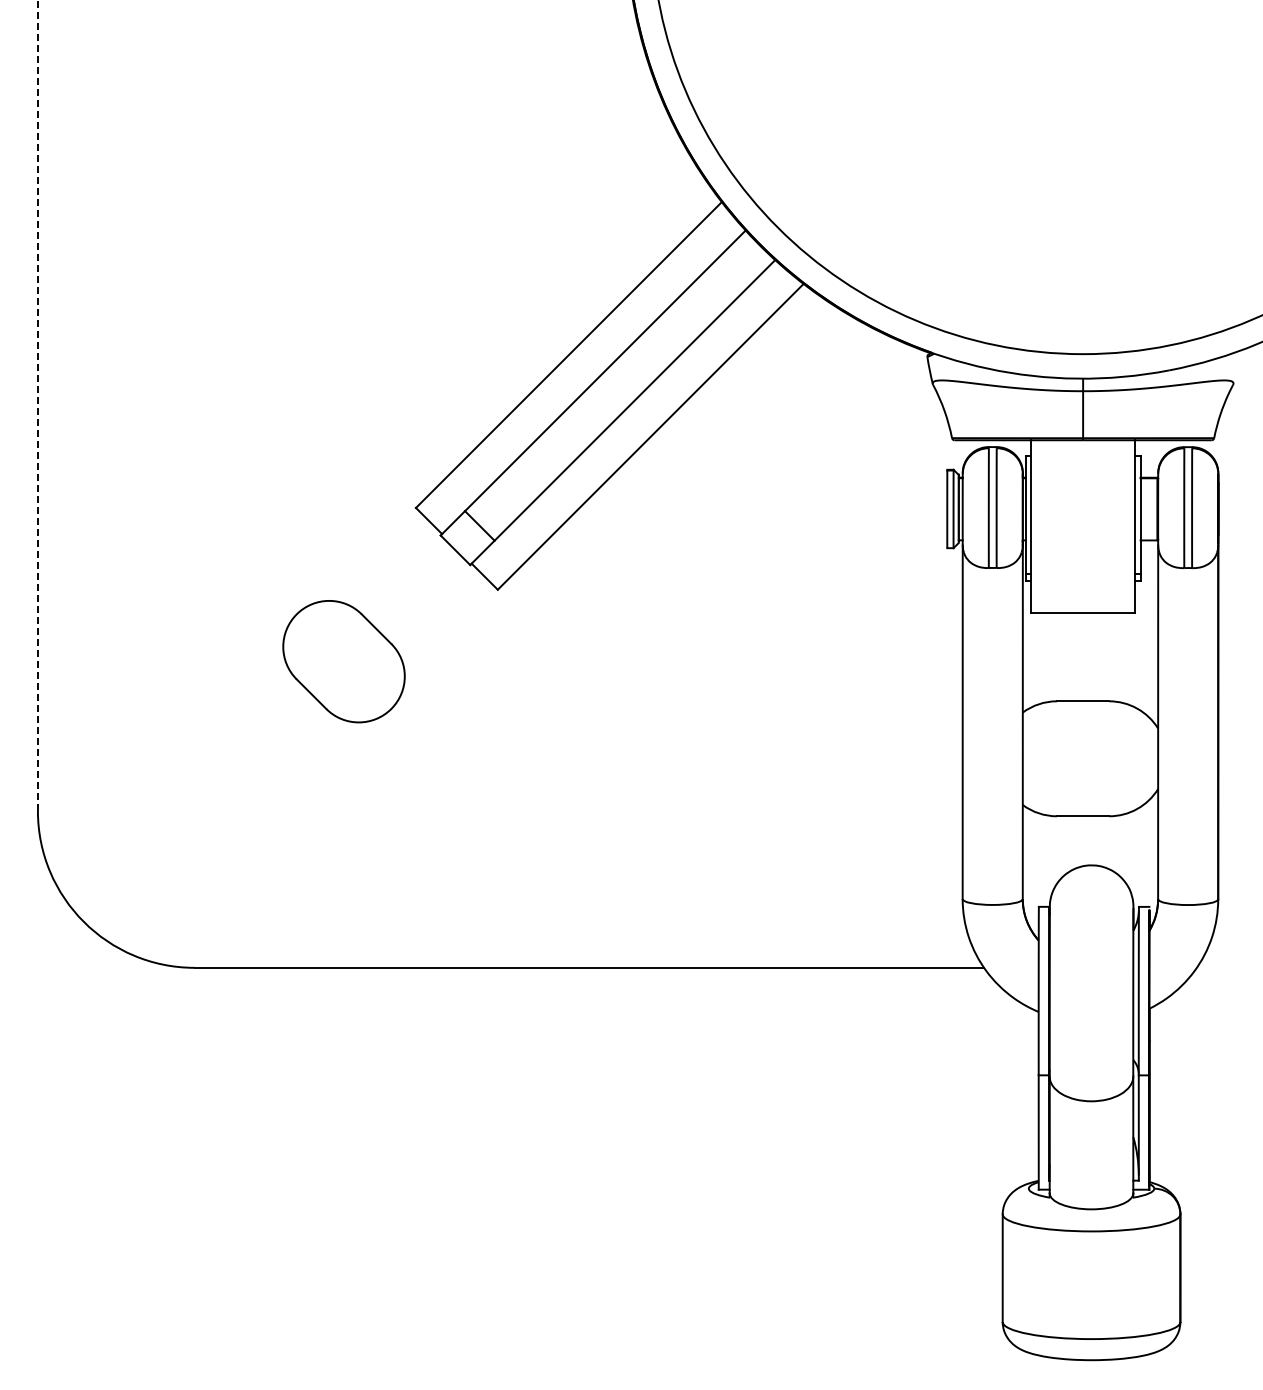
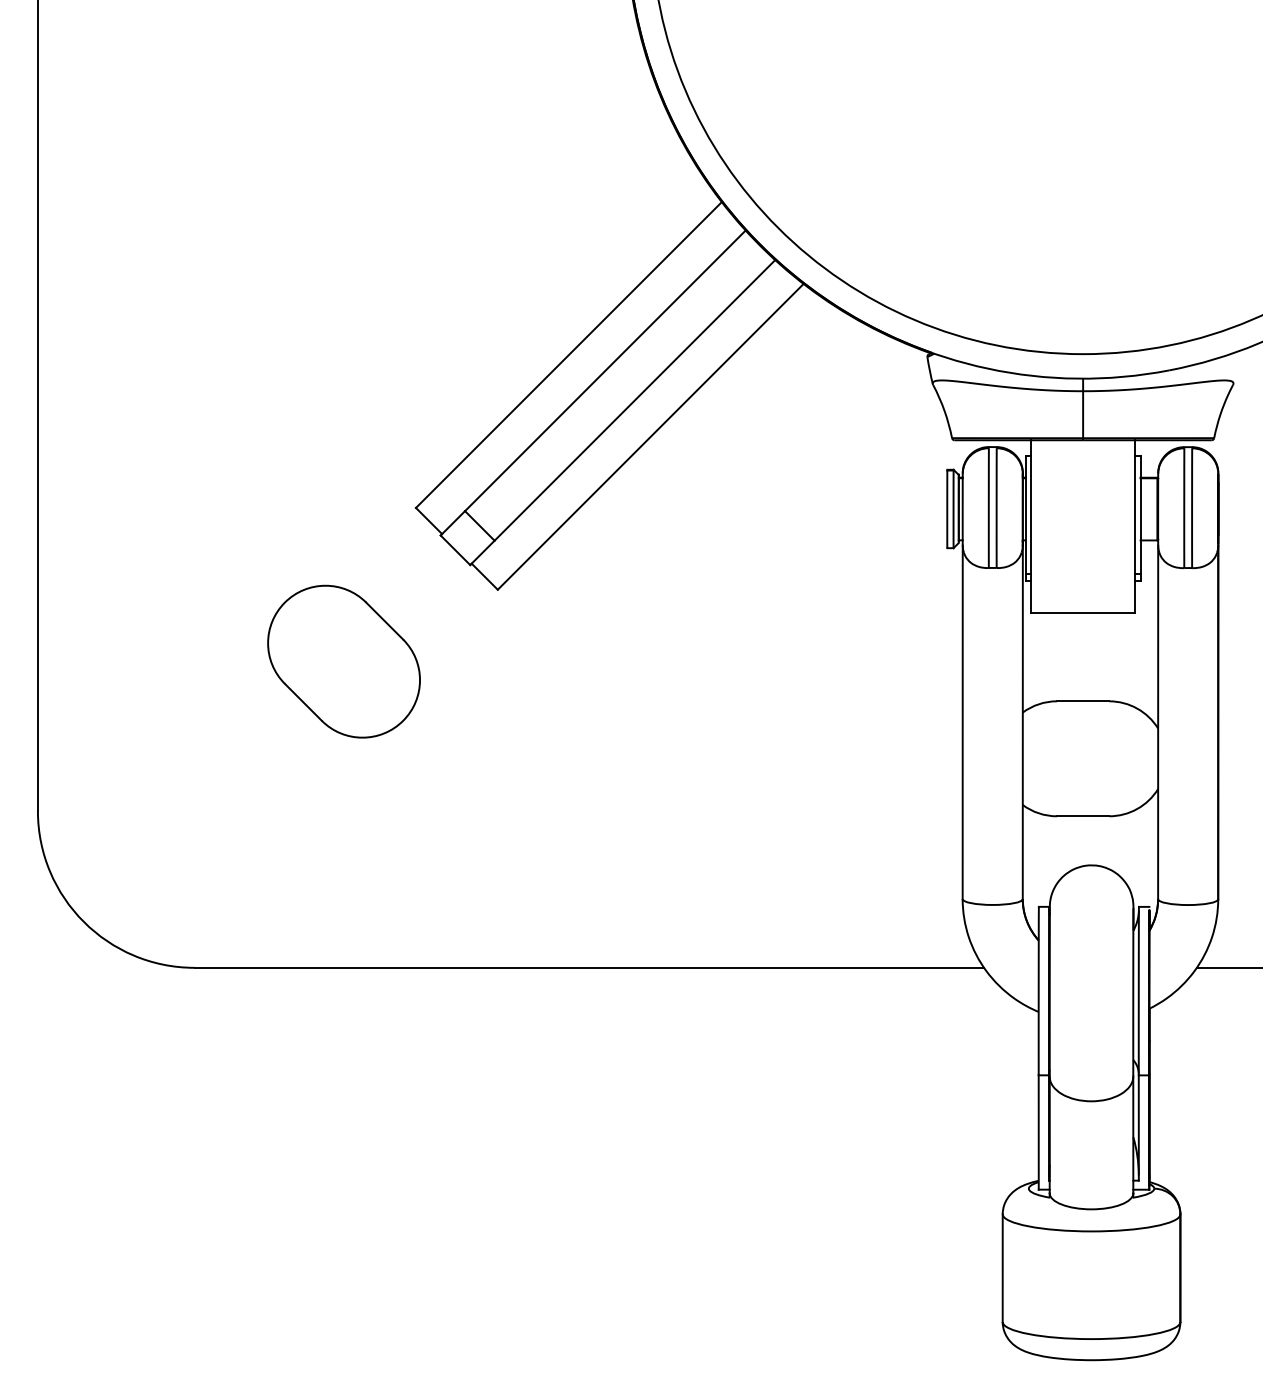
line: dashed -> solid (37, 405)
part size: 124x124 px -> 154x155 px (343, 661)
line: none -> present (1227, 967)
